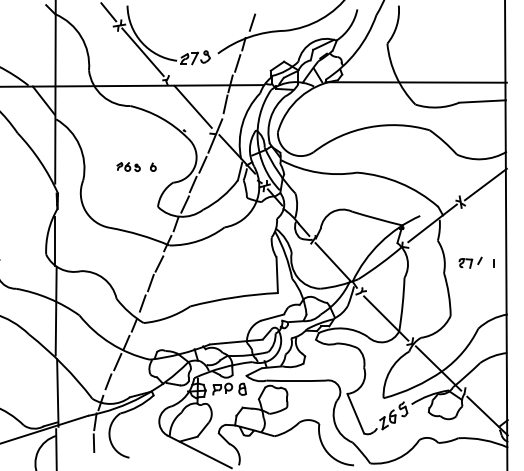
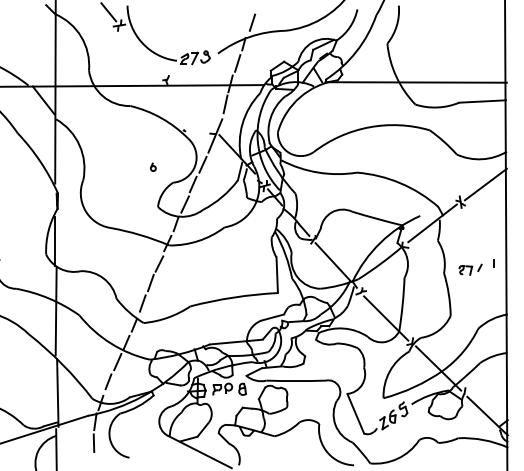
line: present -> none (142, 52)
line: present -> none (192, 106)
part: present -> none (128, 166)
part position: (470, 262) -> (470, 269) (470, 269)
